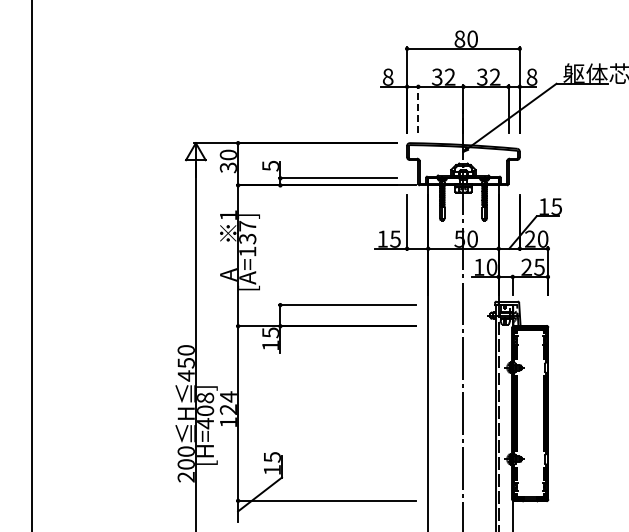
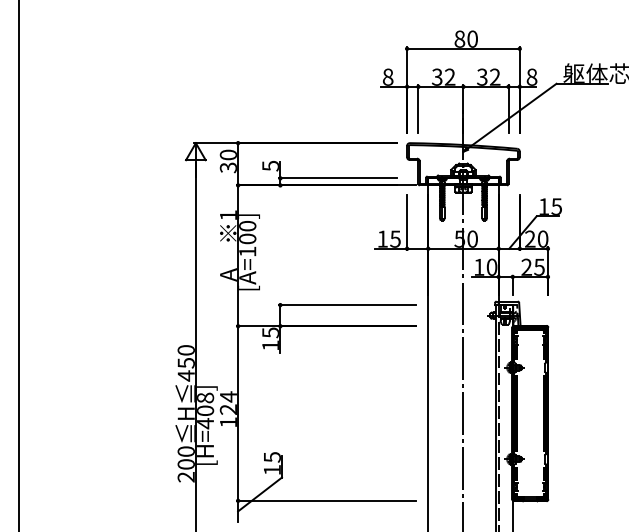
line: dashed -> solid (418, 109)
text: [A=137] -> [A=100] (247, 232)
line position: (31, 265) -> (18, 265) (18, 265)
